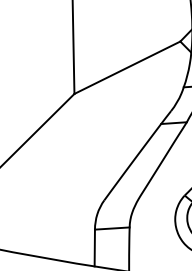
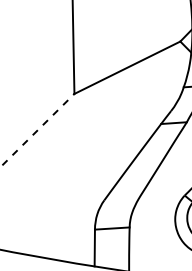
line: solid -> dashed (37, 130)
